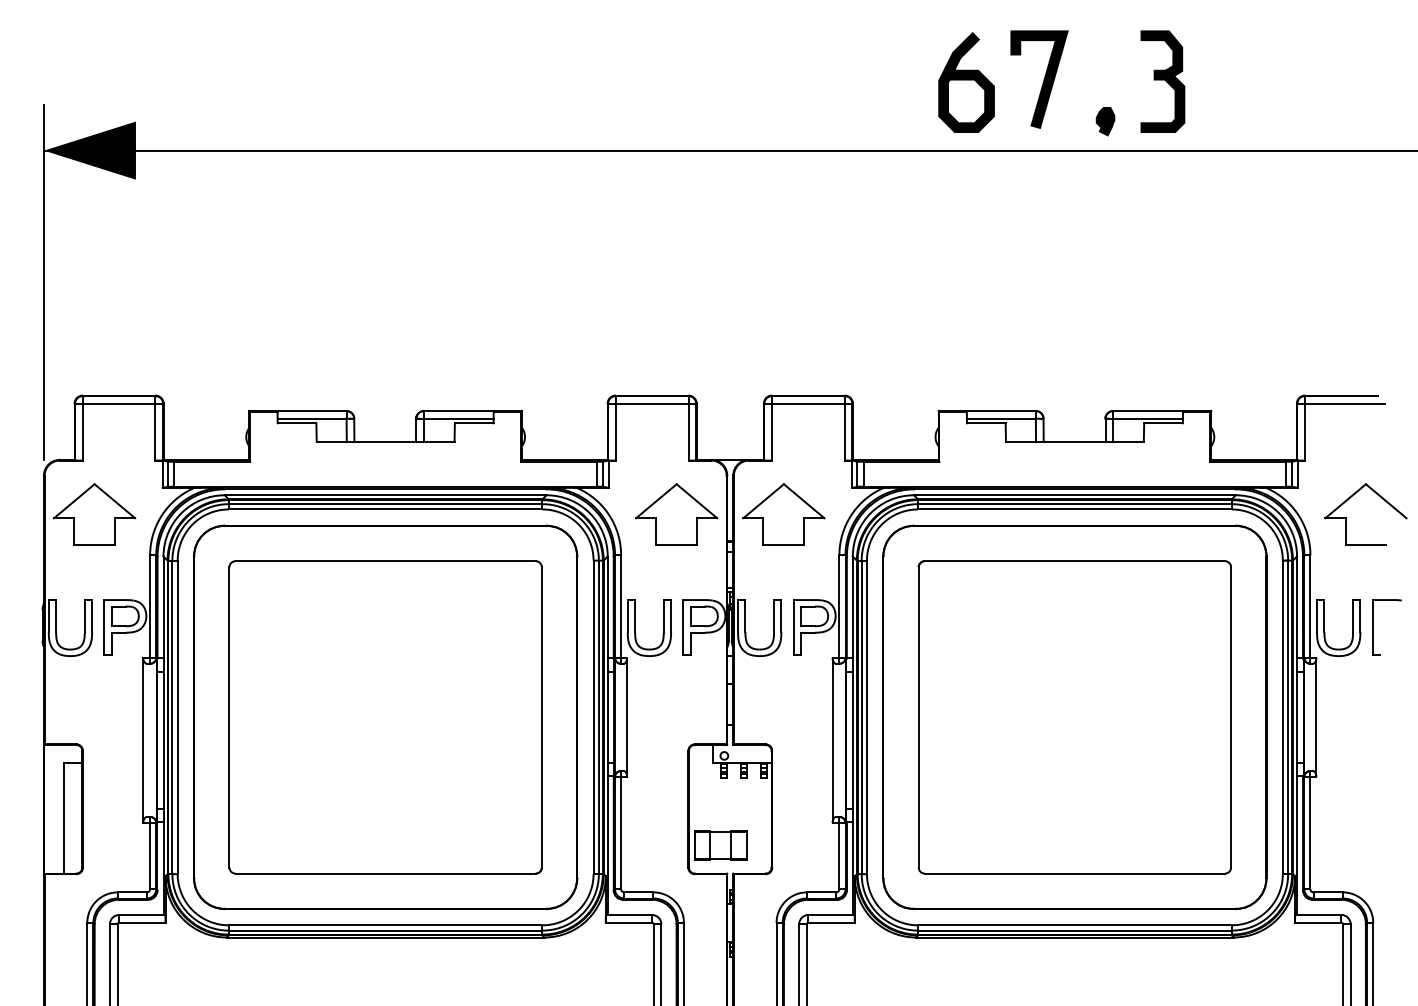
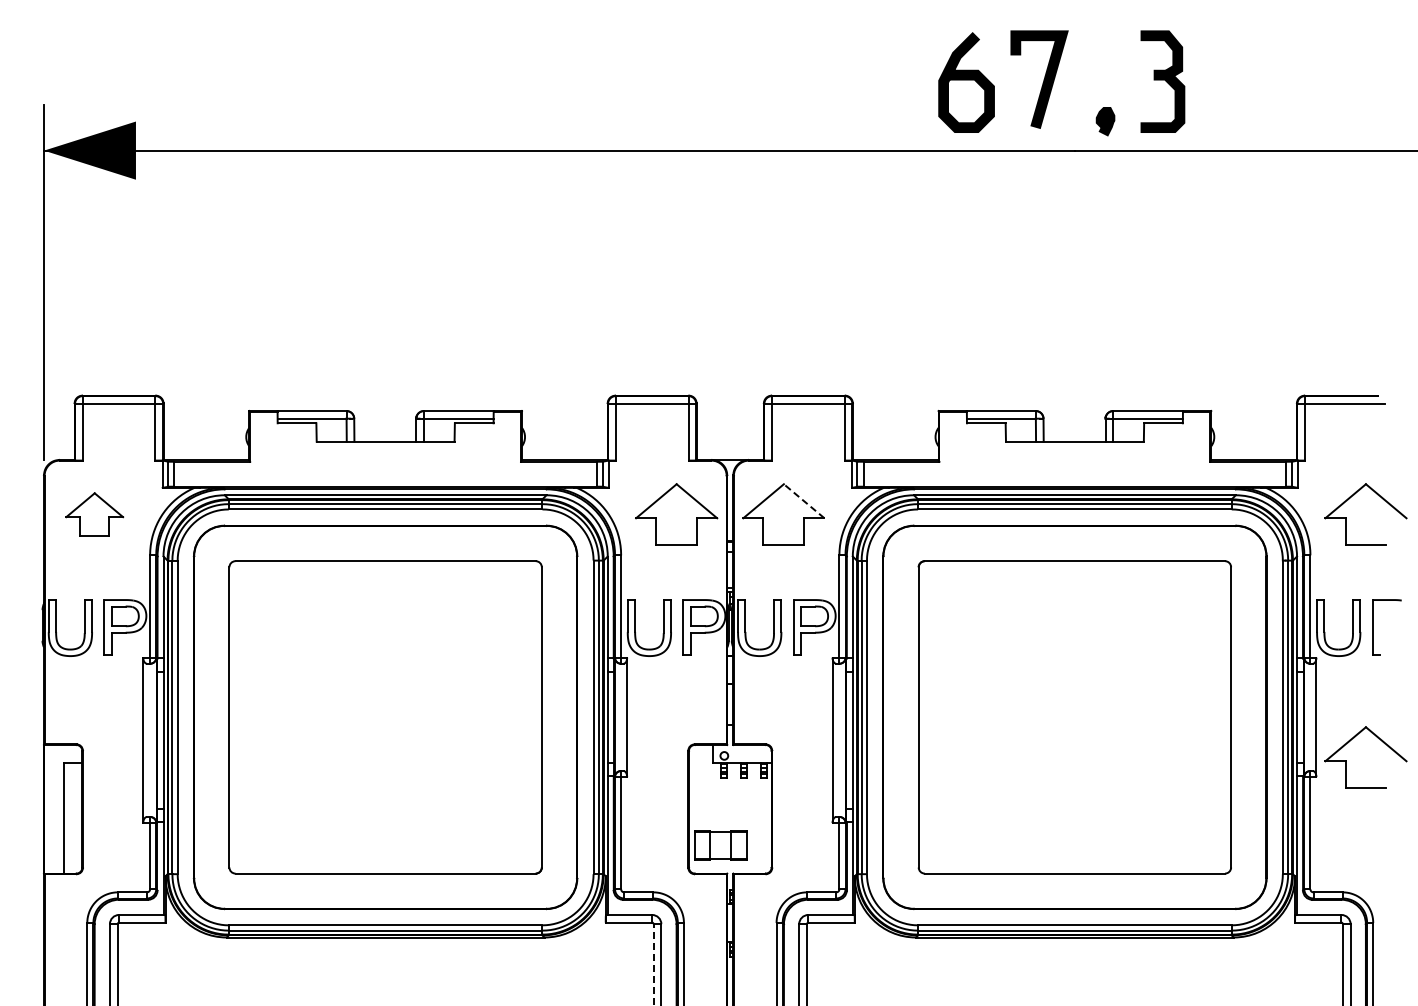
line: solid -> dashed (803, 500)
part size: 84x63 px -> 60x45 px (94, 514)
part: none -> present (1346, 760)
line: solid -> dashed (653, 964)
